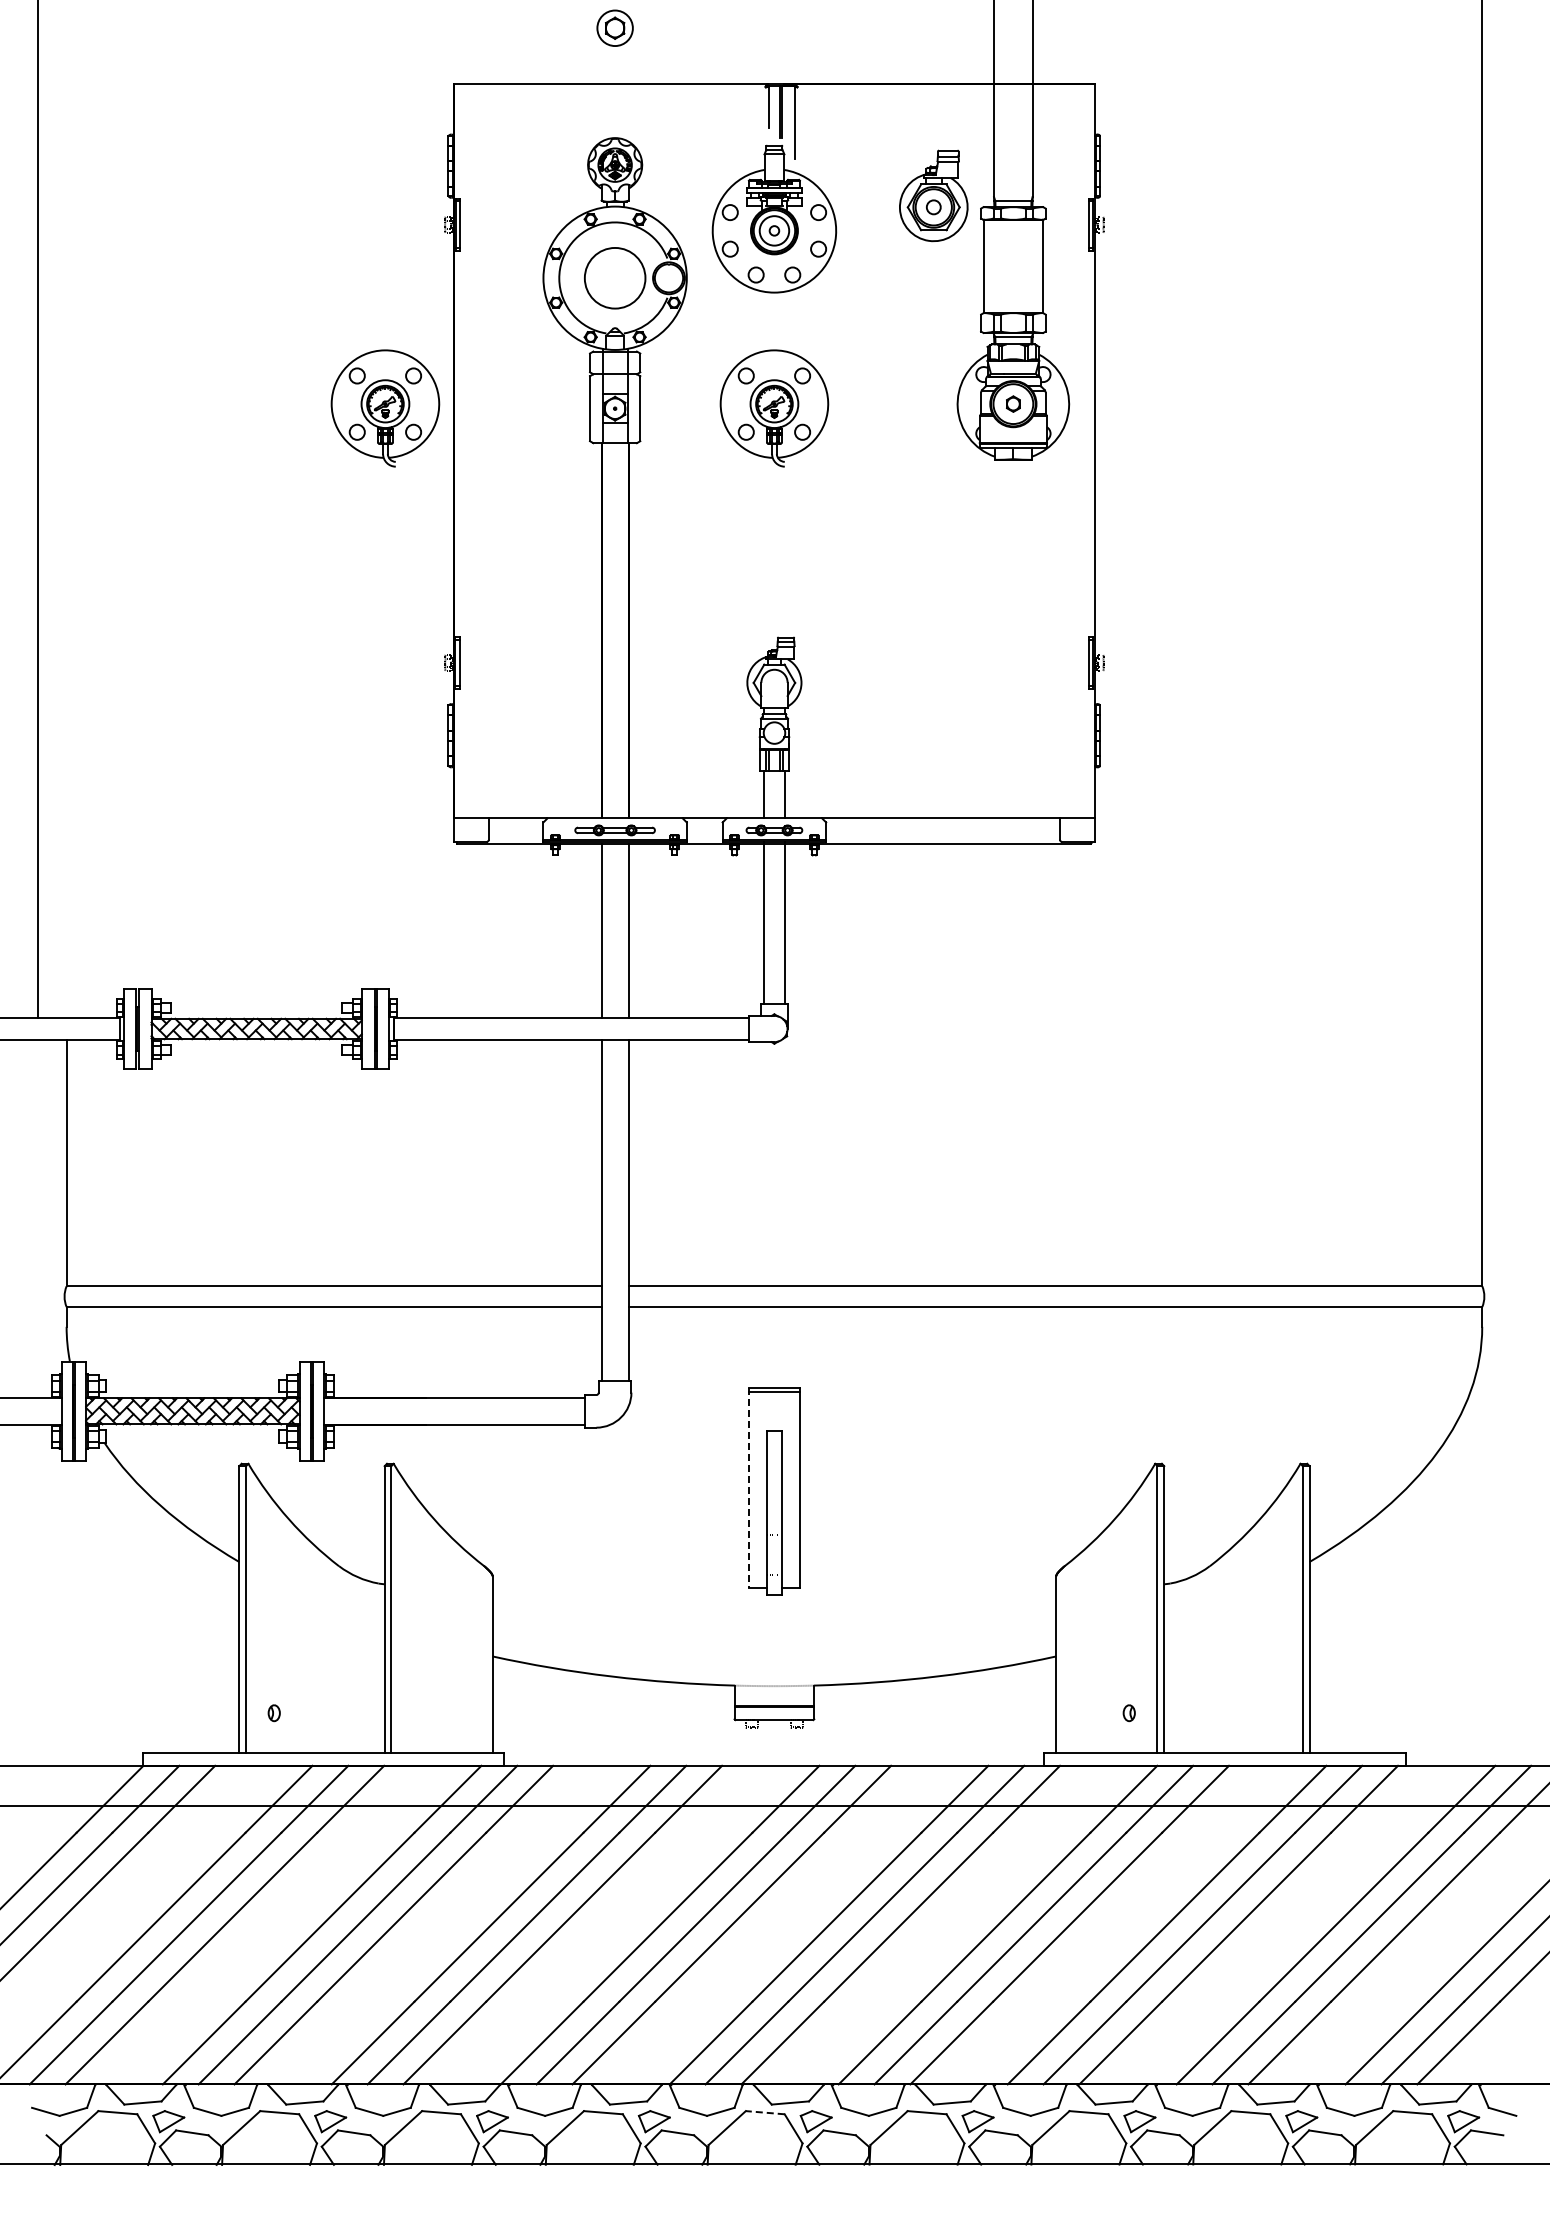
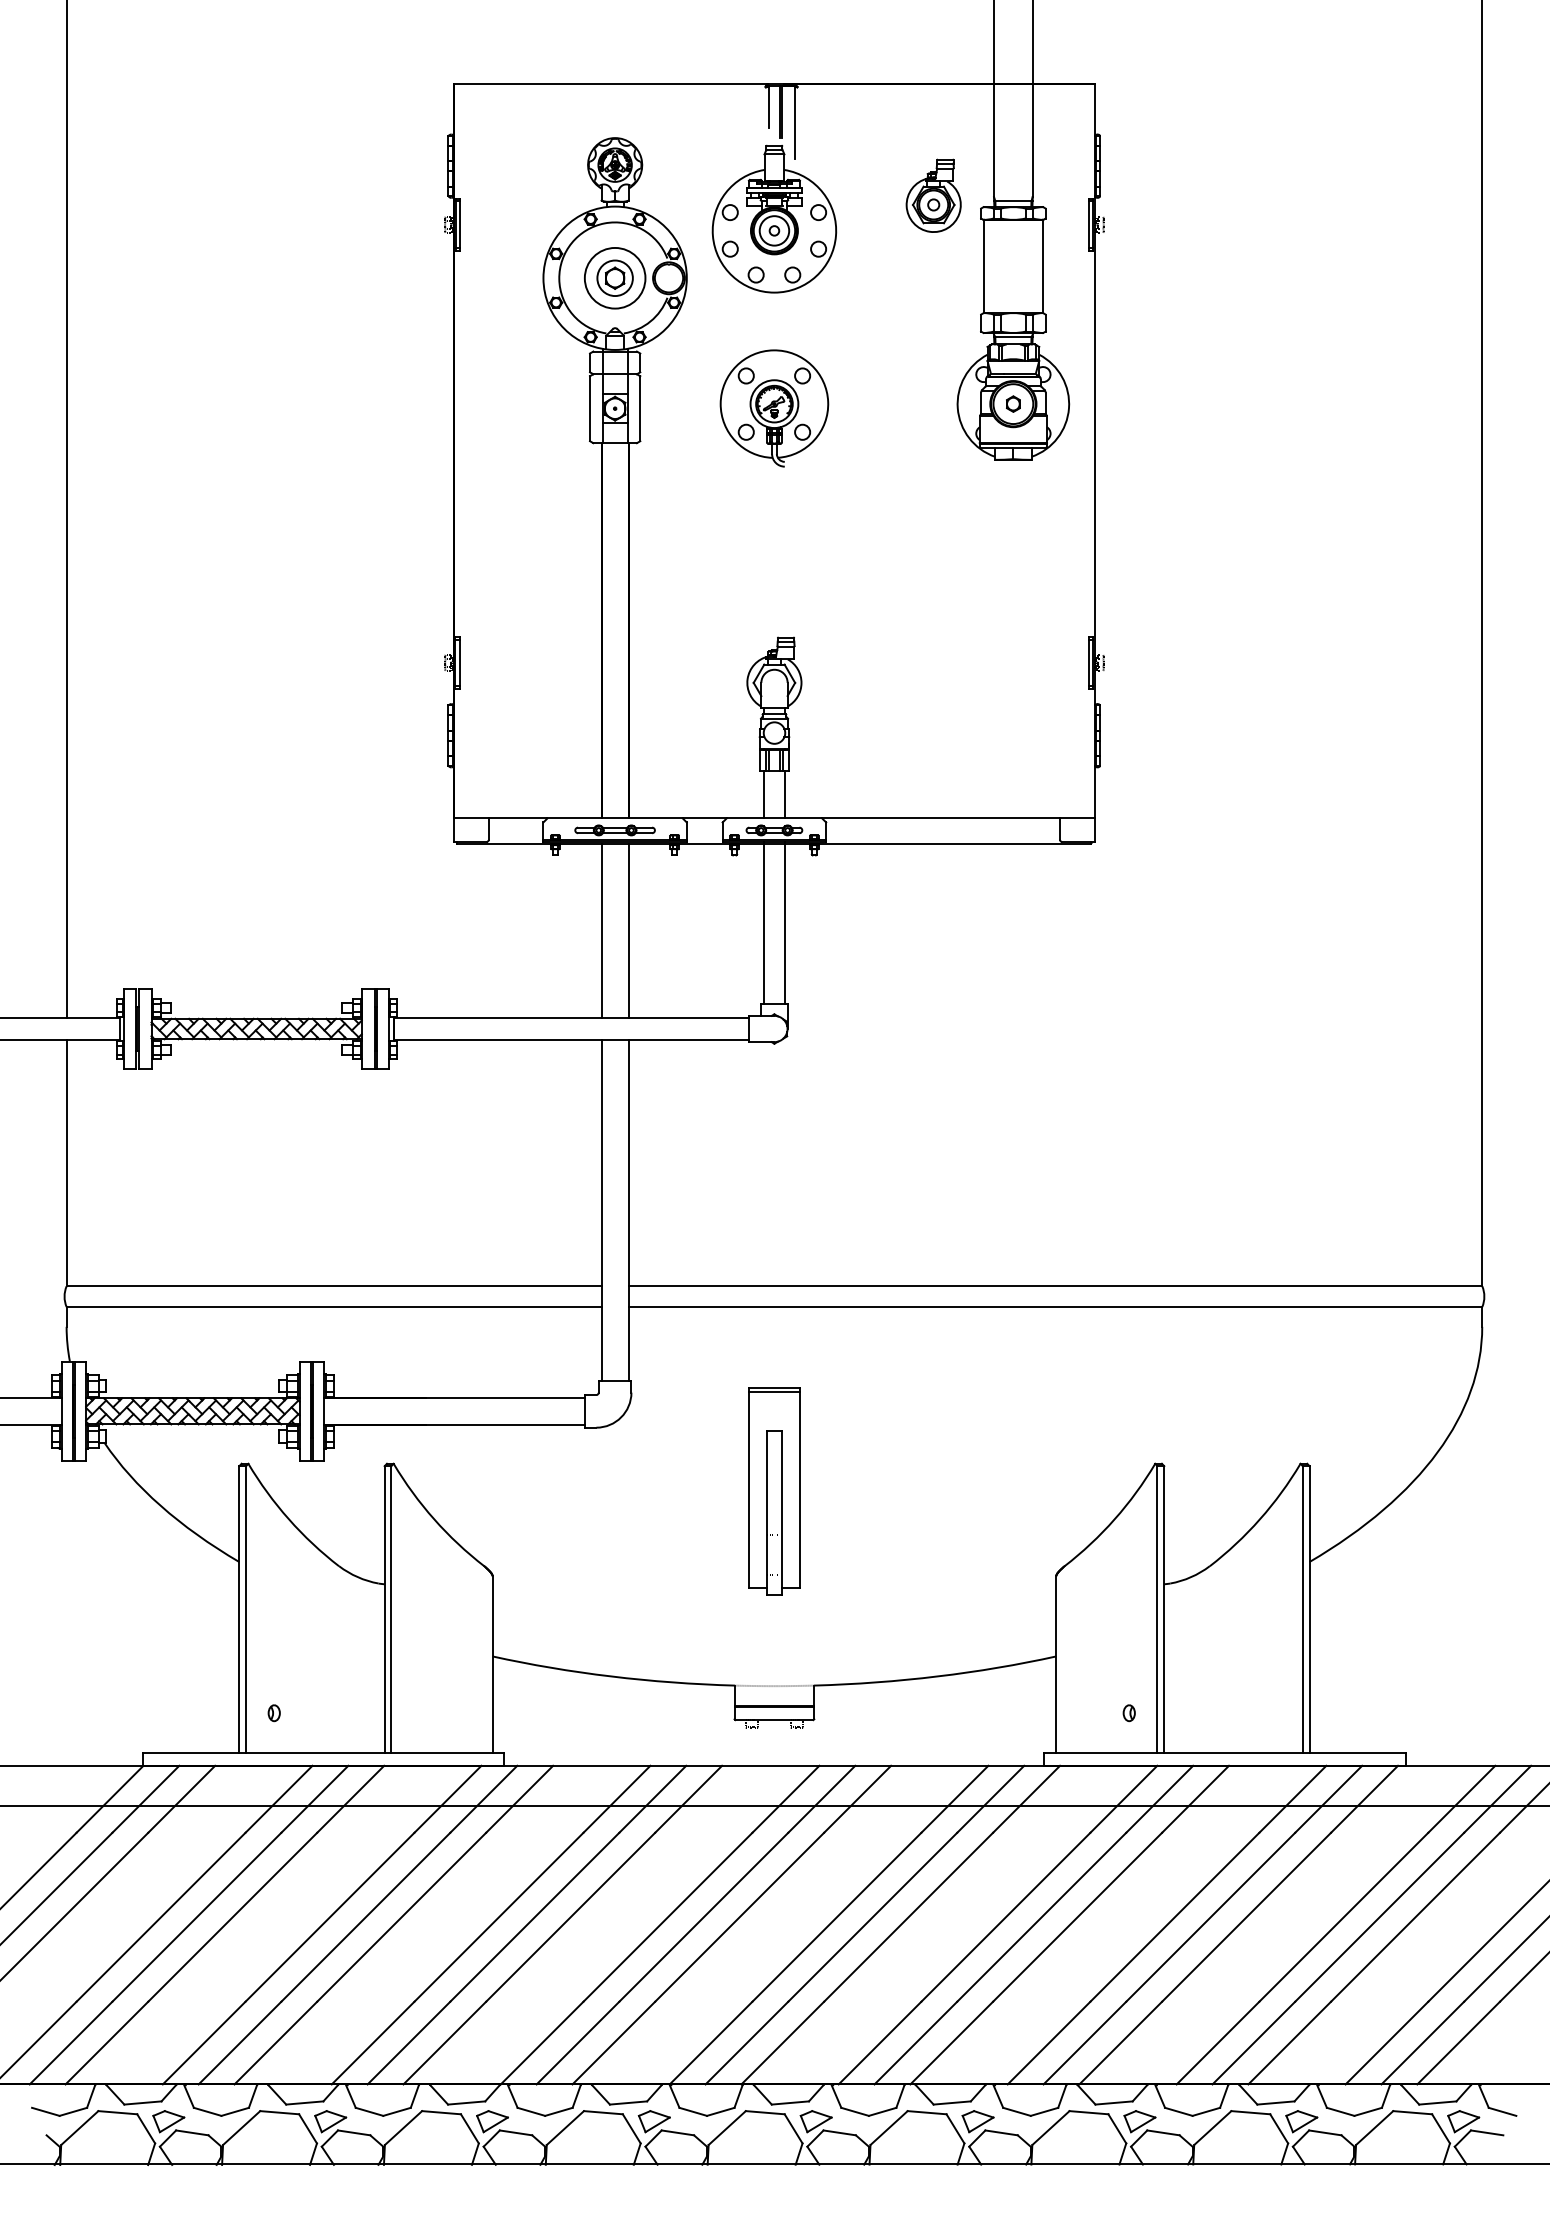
part position: (614, 27) -> (614, 277) (614, 277)
part size: 70x94 px -> 57x75 px (933, 195)
part: present -> none (385, 408)
line position: (37, 510) -> (66, 510) (66, 510)
line: dashed -> solid (748, 1488)
line: dashed -> solid (765, 2112)
